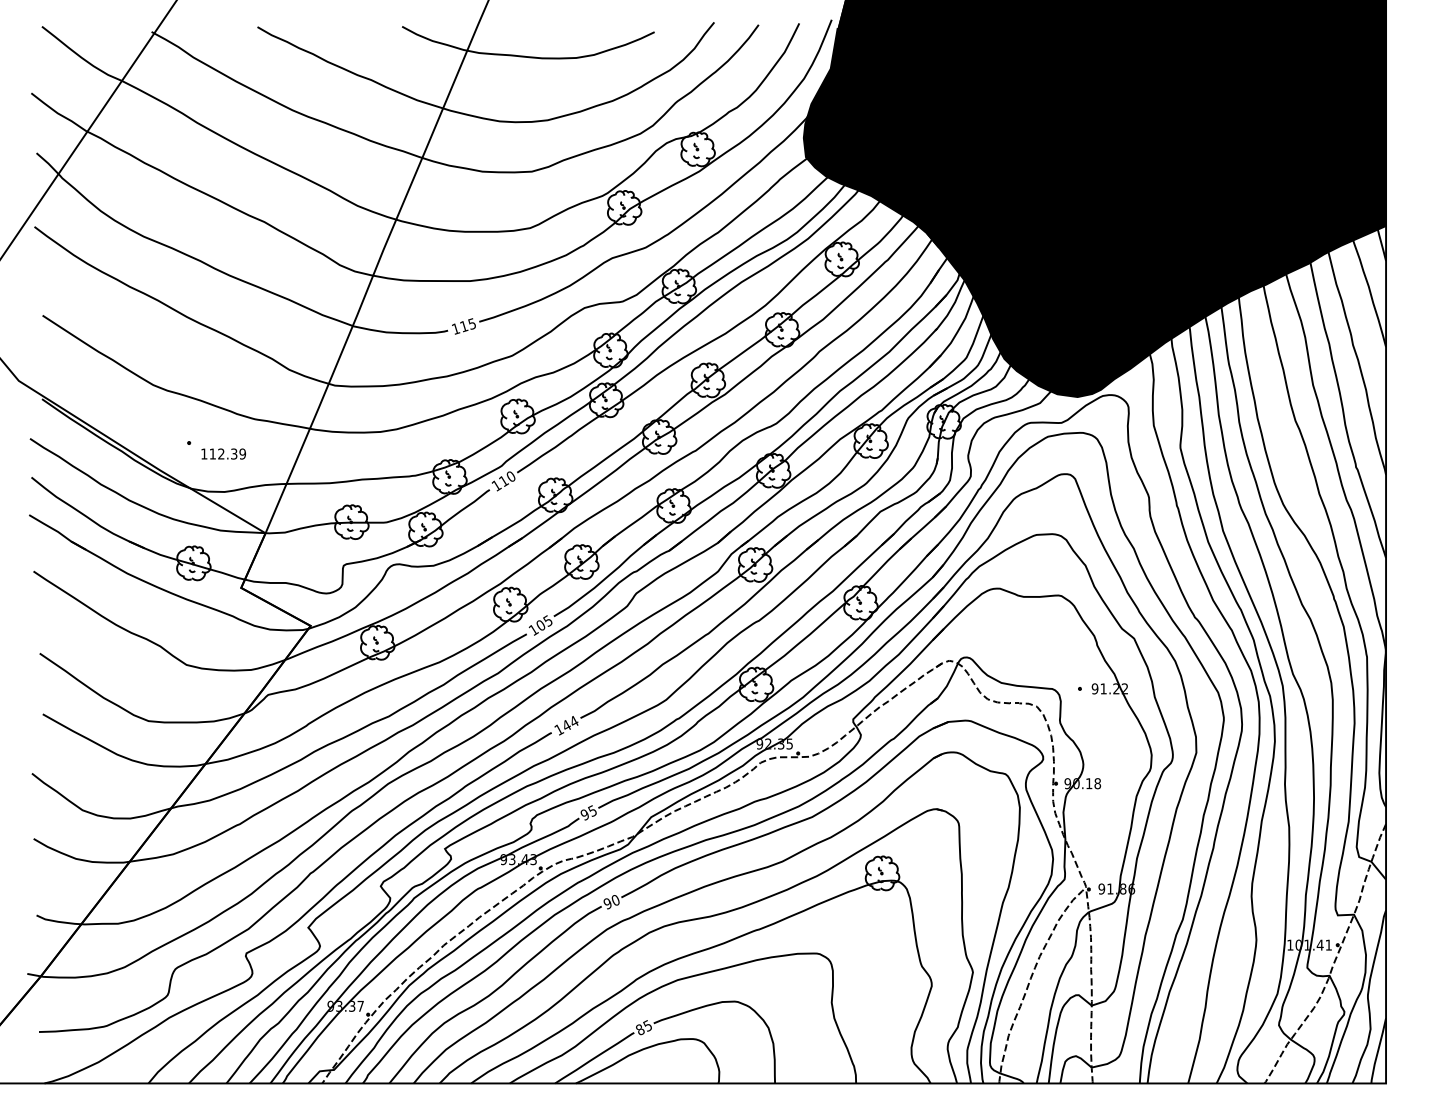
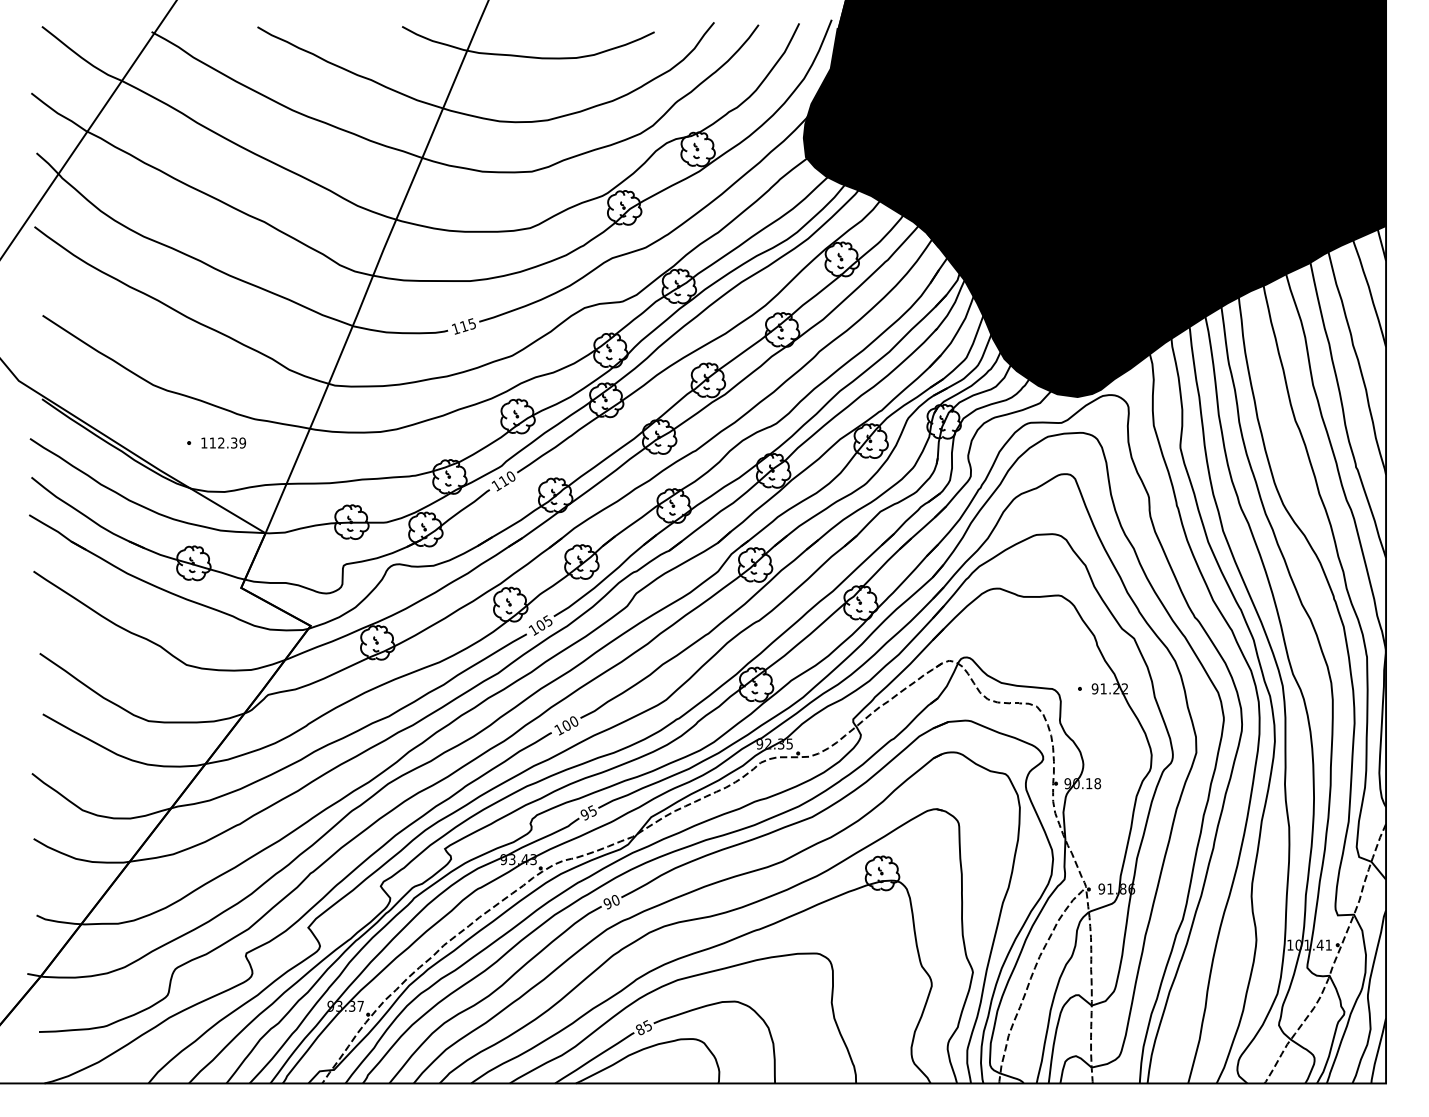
text position: (223, 453) -> (223, 442) (223, 442)
text: 144 -> 100 (570, 723)
